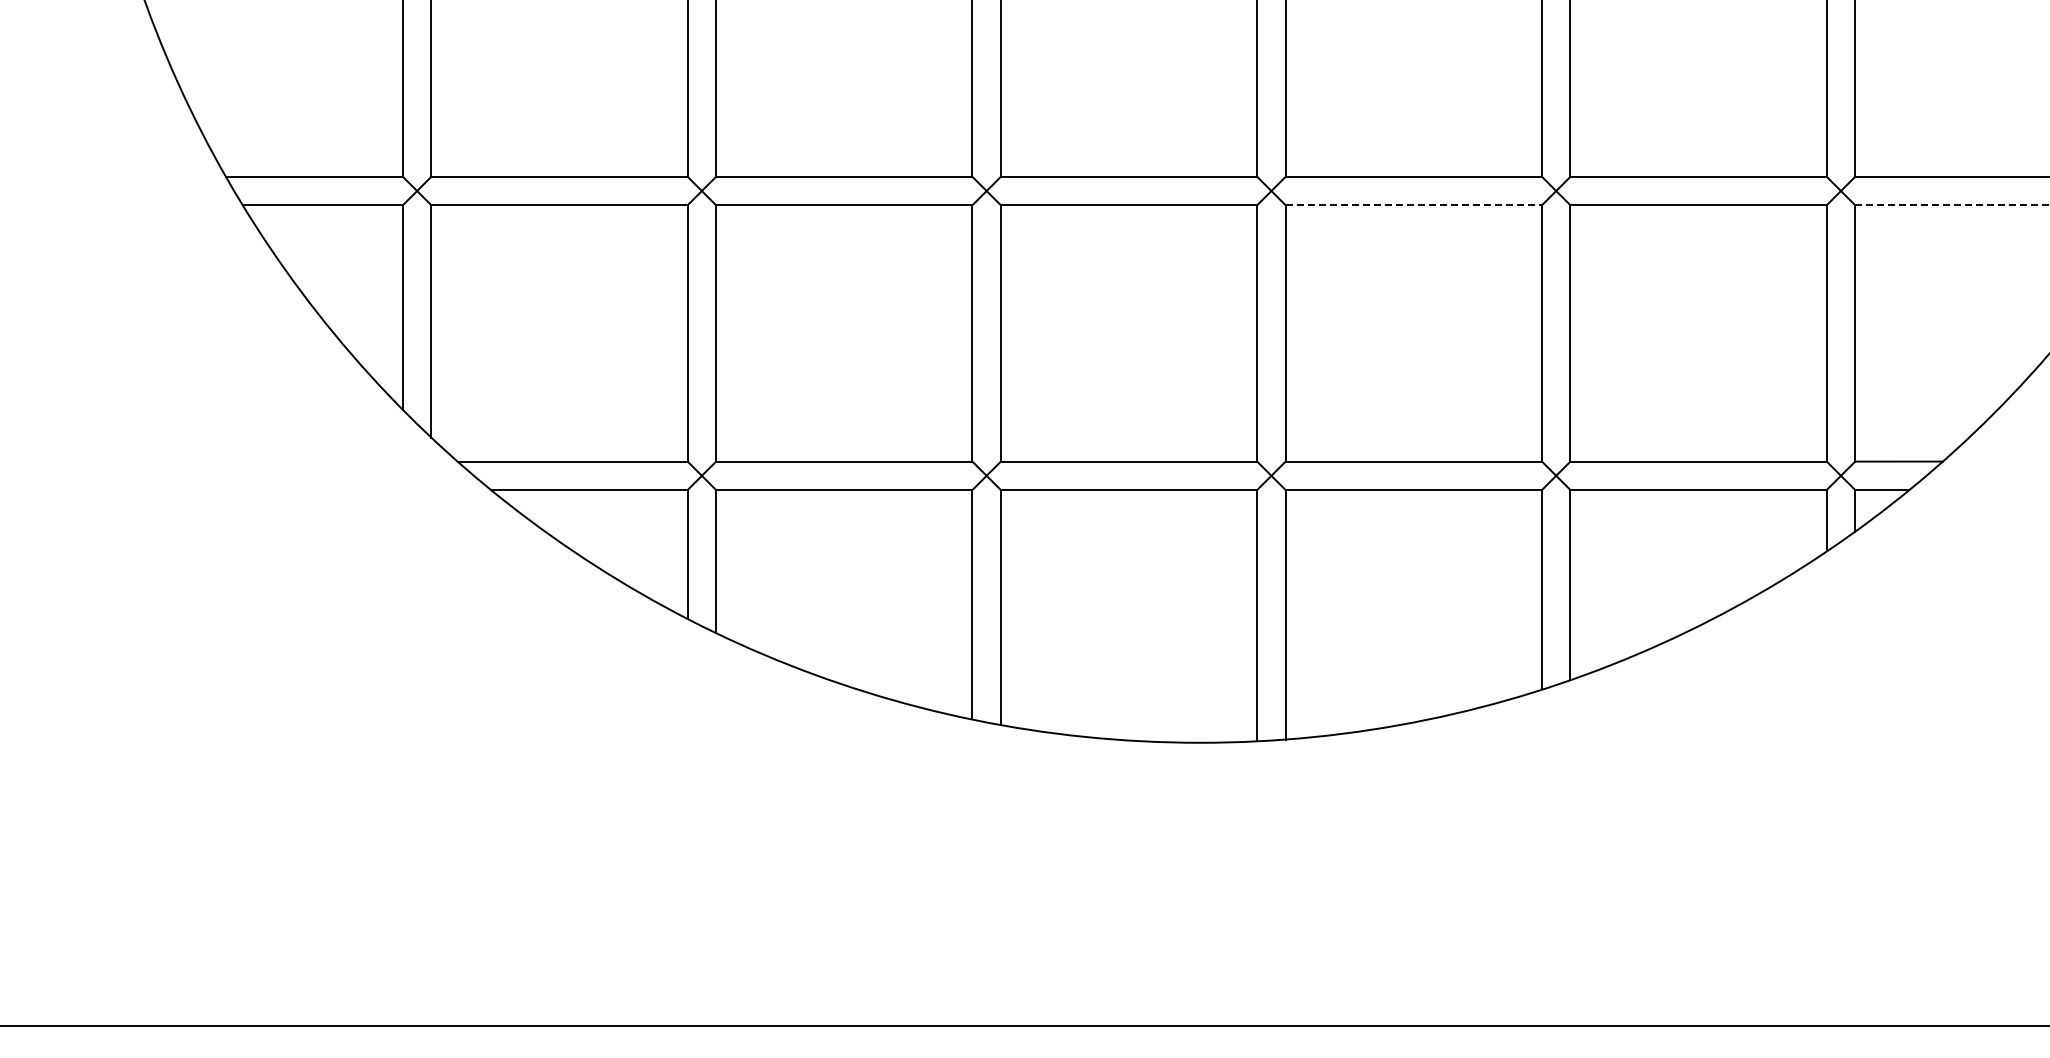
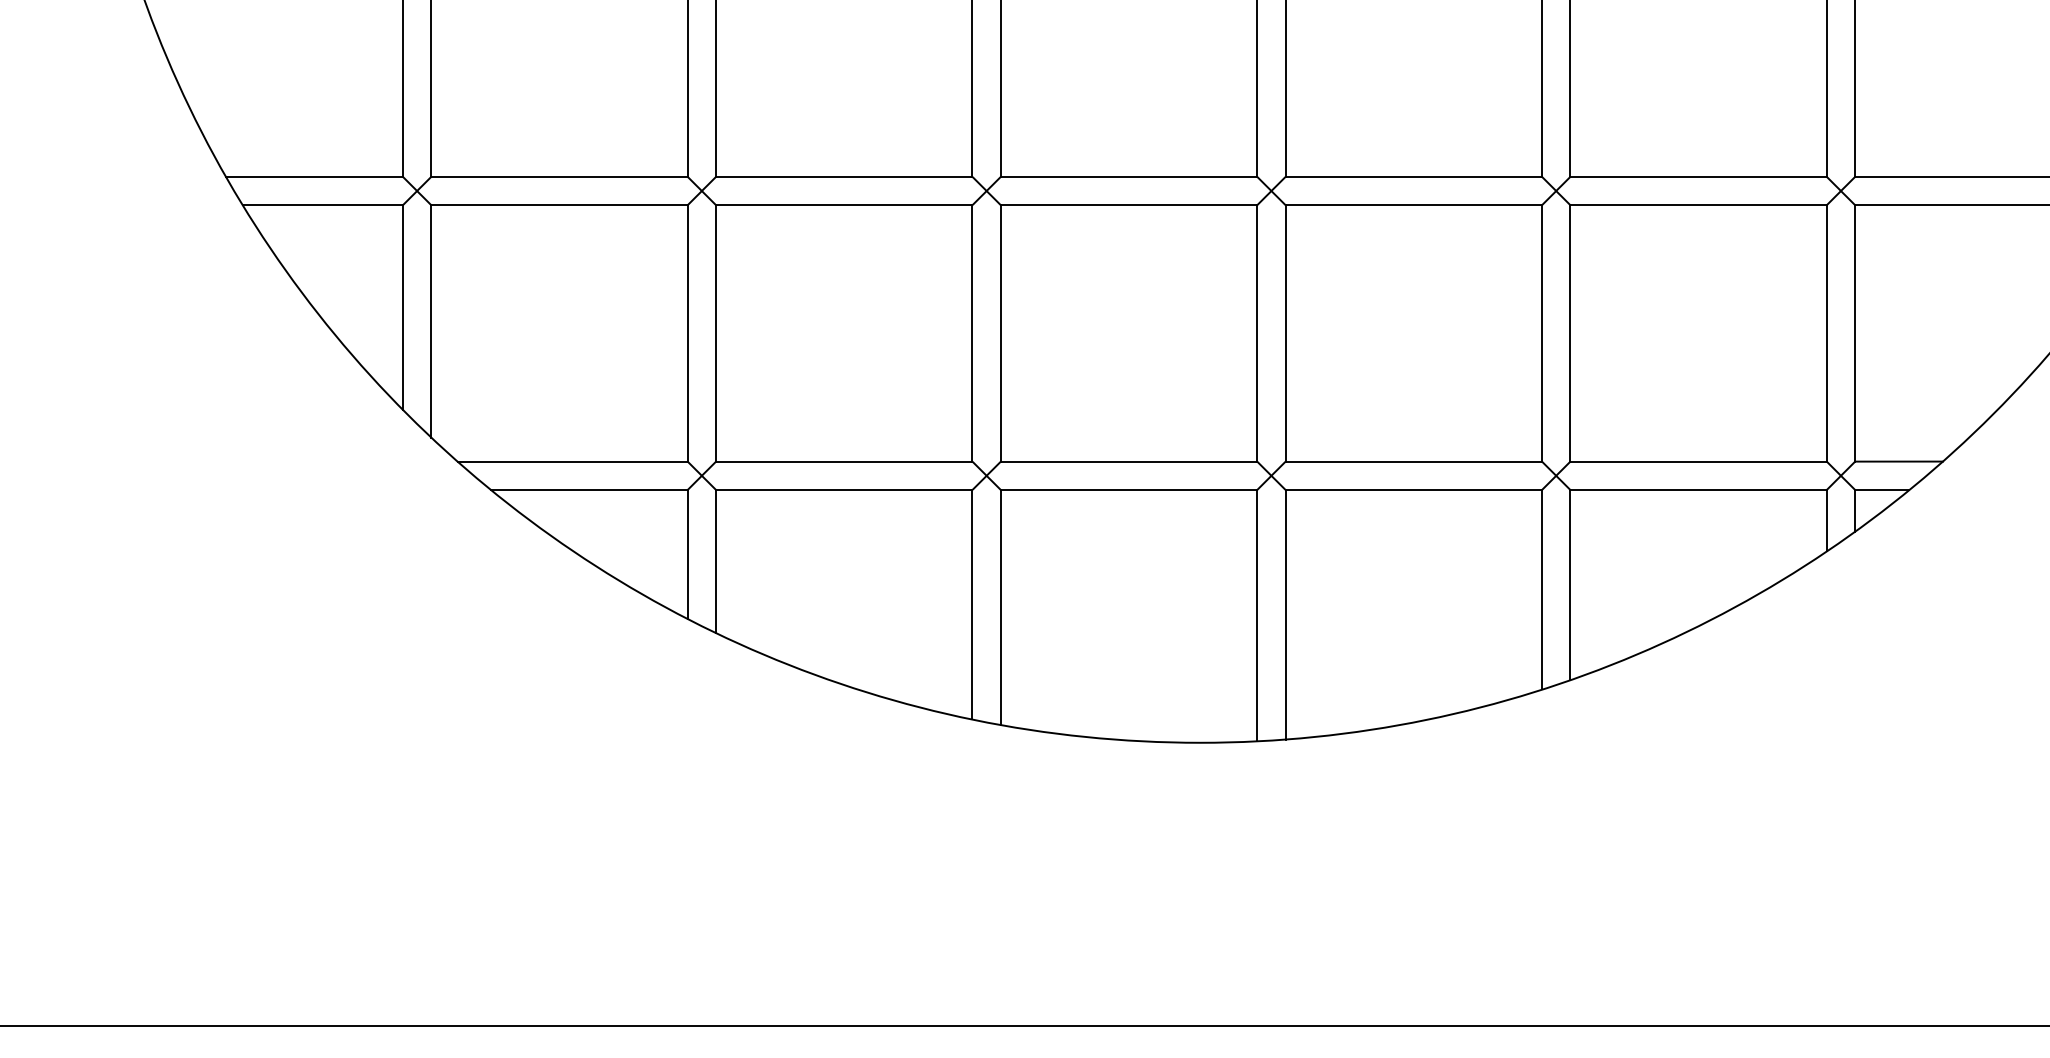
line: dashed -> solid (1414, 205)
line: dashed -> solid (1952, 205)
